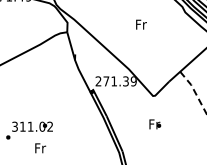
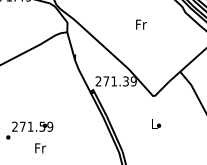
line: dashed -> solid (194, 91)
text: Fr -> L (154, 124)
text: 311.02 -> 271.59 (32, 126)
